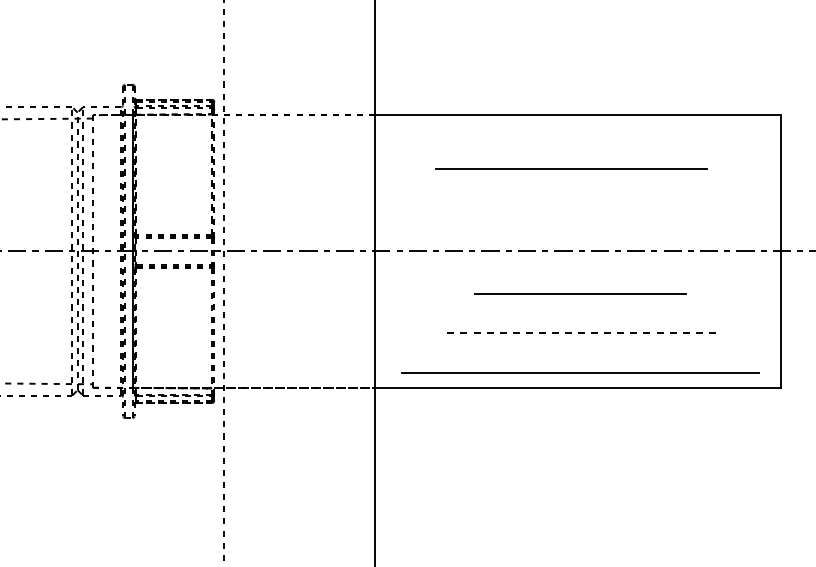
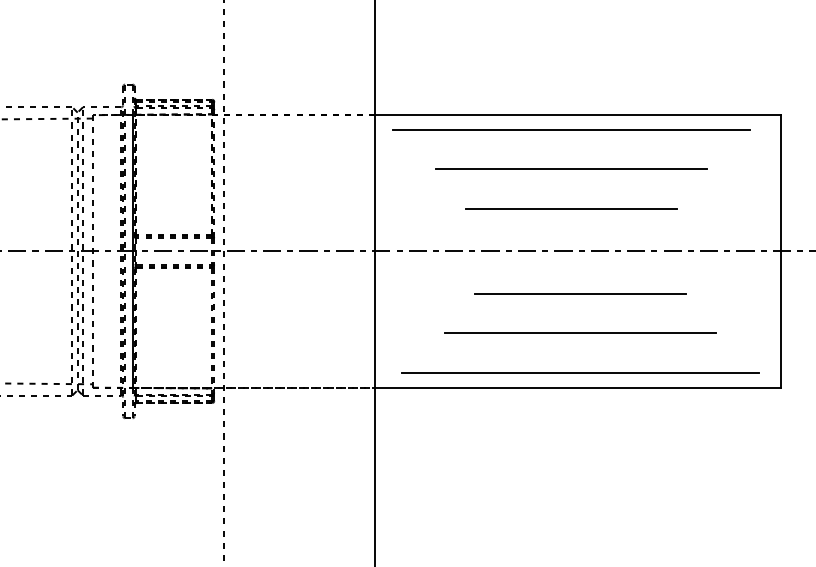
line: none -> present (571, 129)
line: none -> present (571, 208)
line: dashed -> solid (579, 333)
